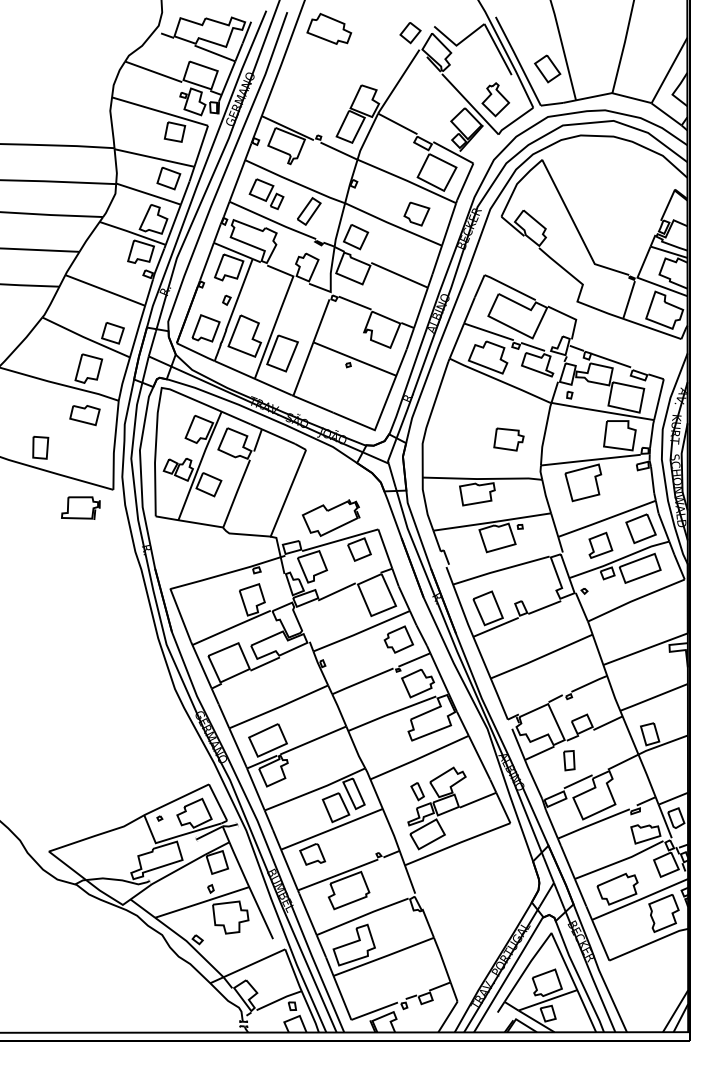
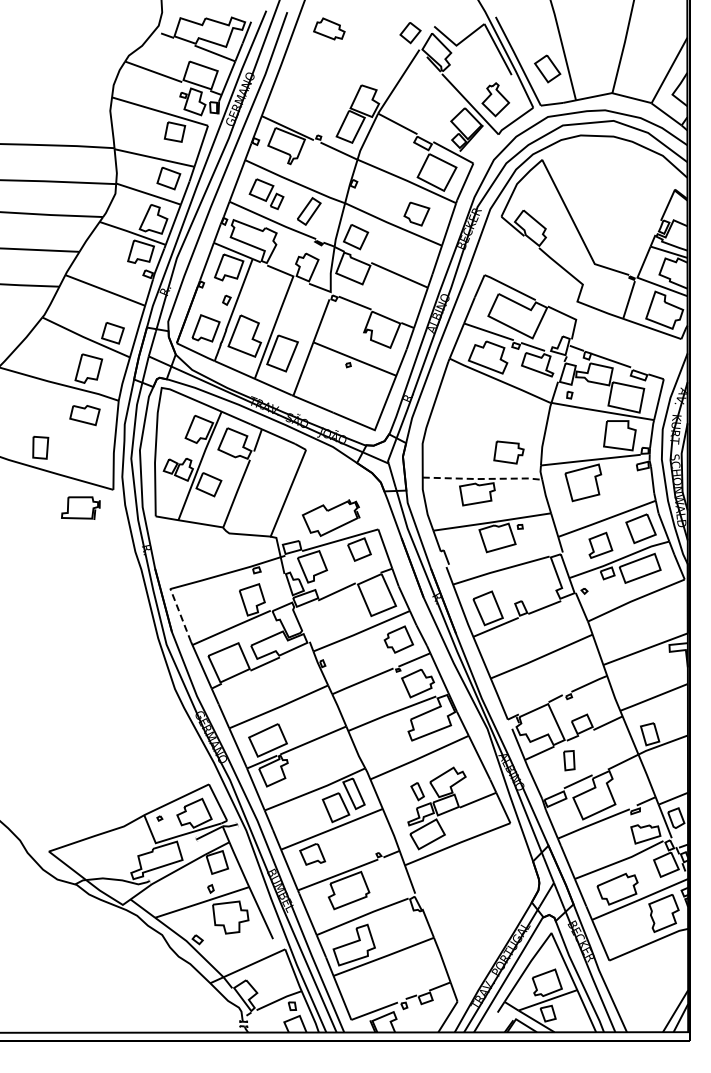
part size: 47x32 px -> 33x24 px (329, 28)
part position: (508, 439) -> (508, 452) (508, 452)
line: solid -> dashed (482, 478)
line: solid -> dashed (180, 615)
